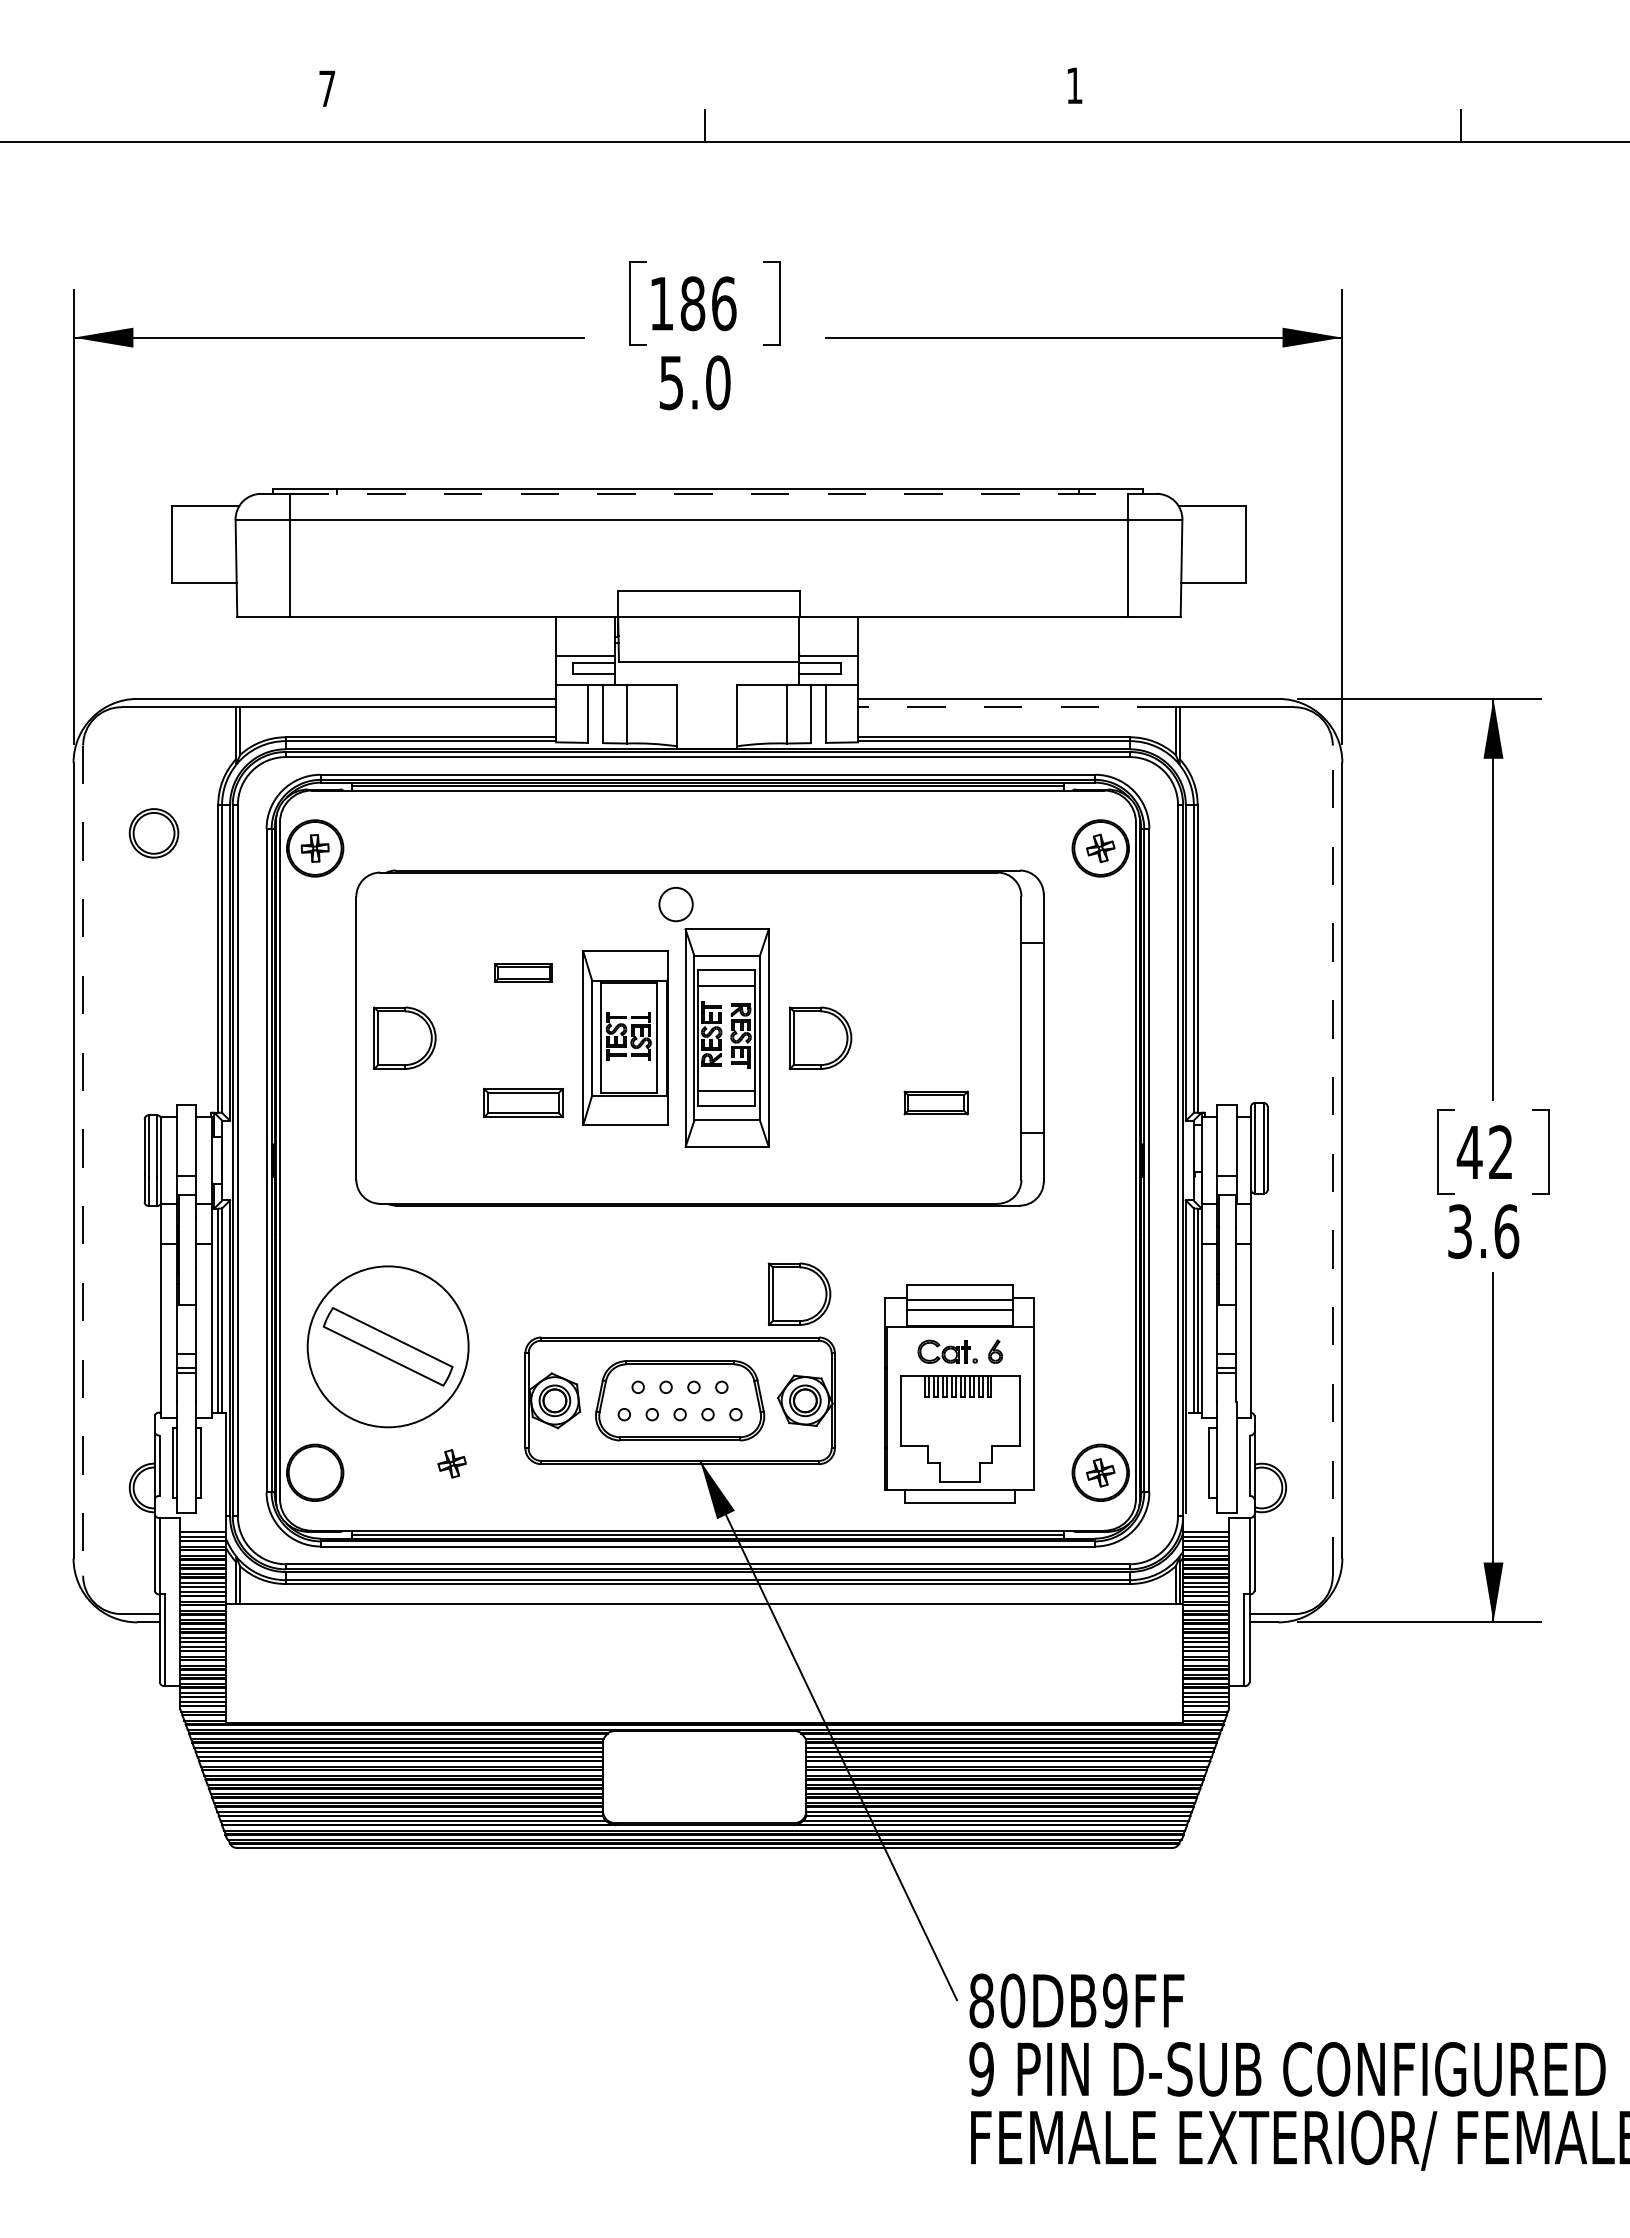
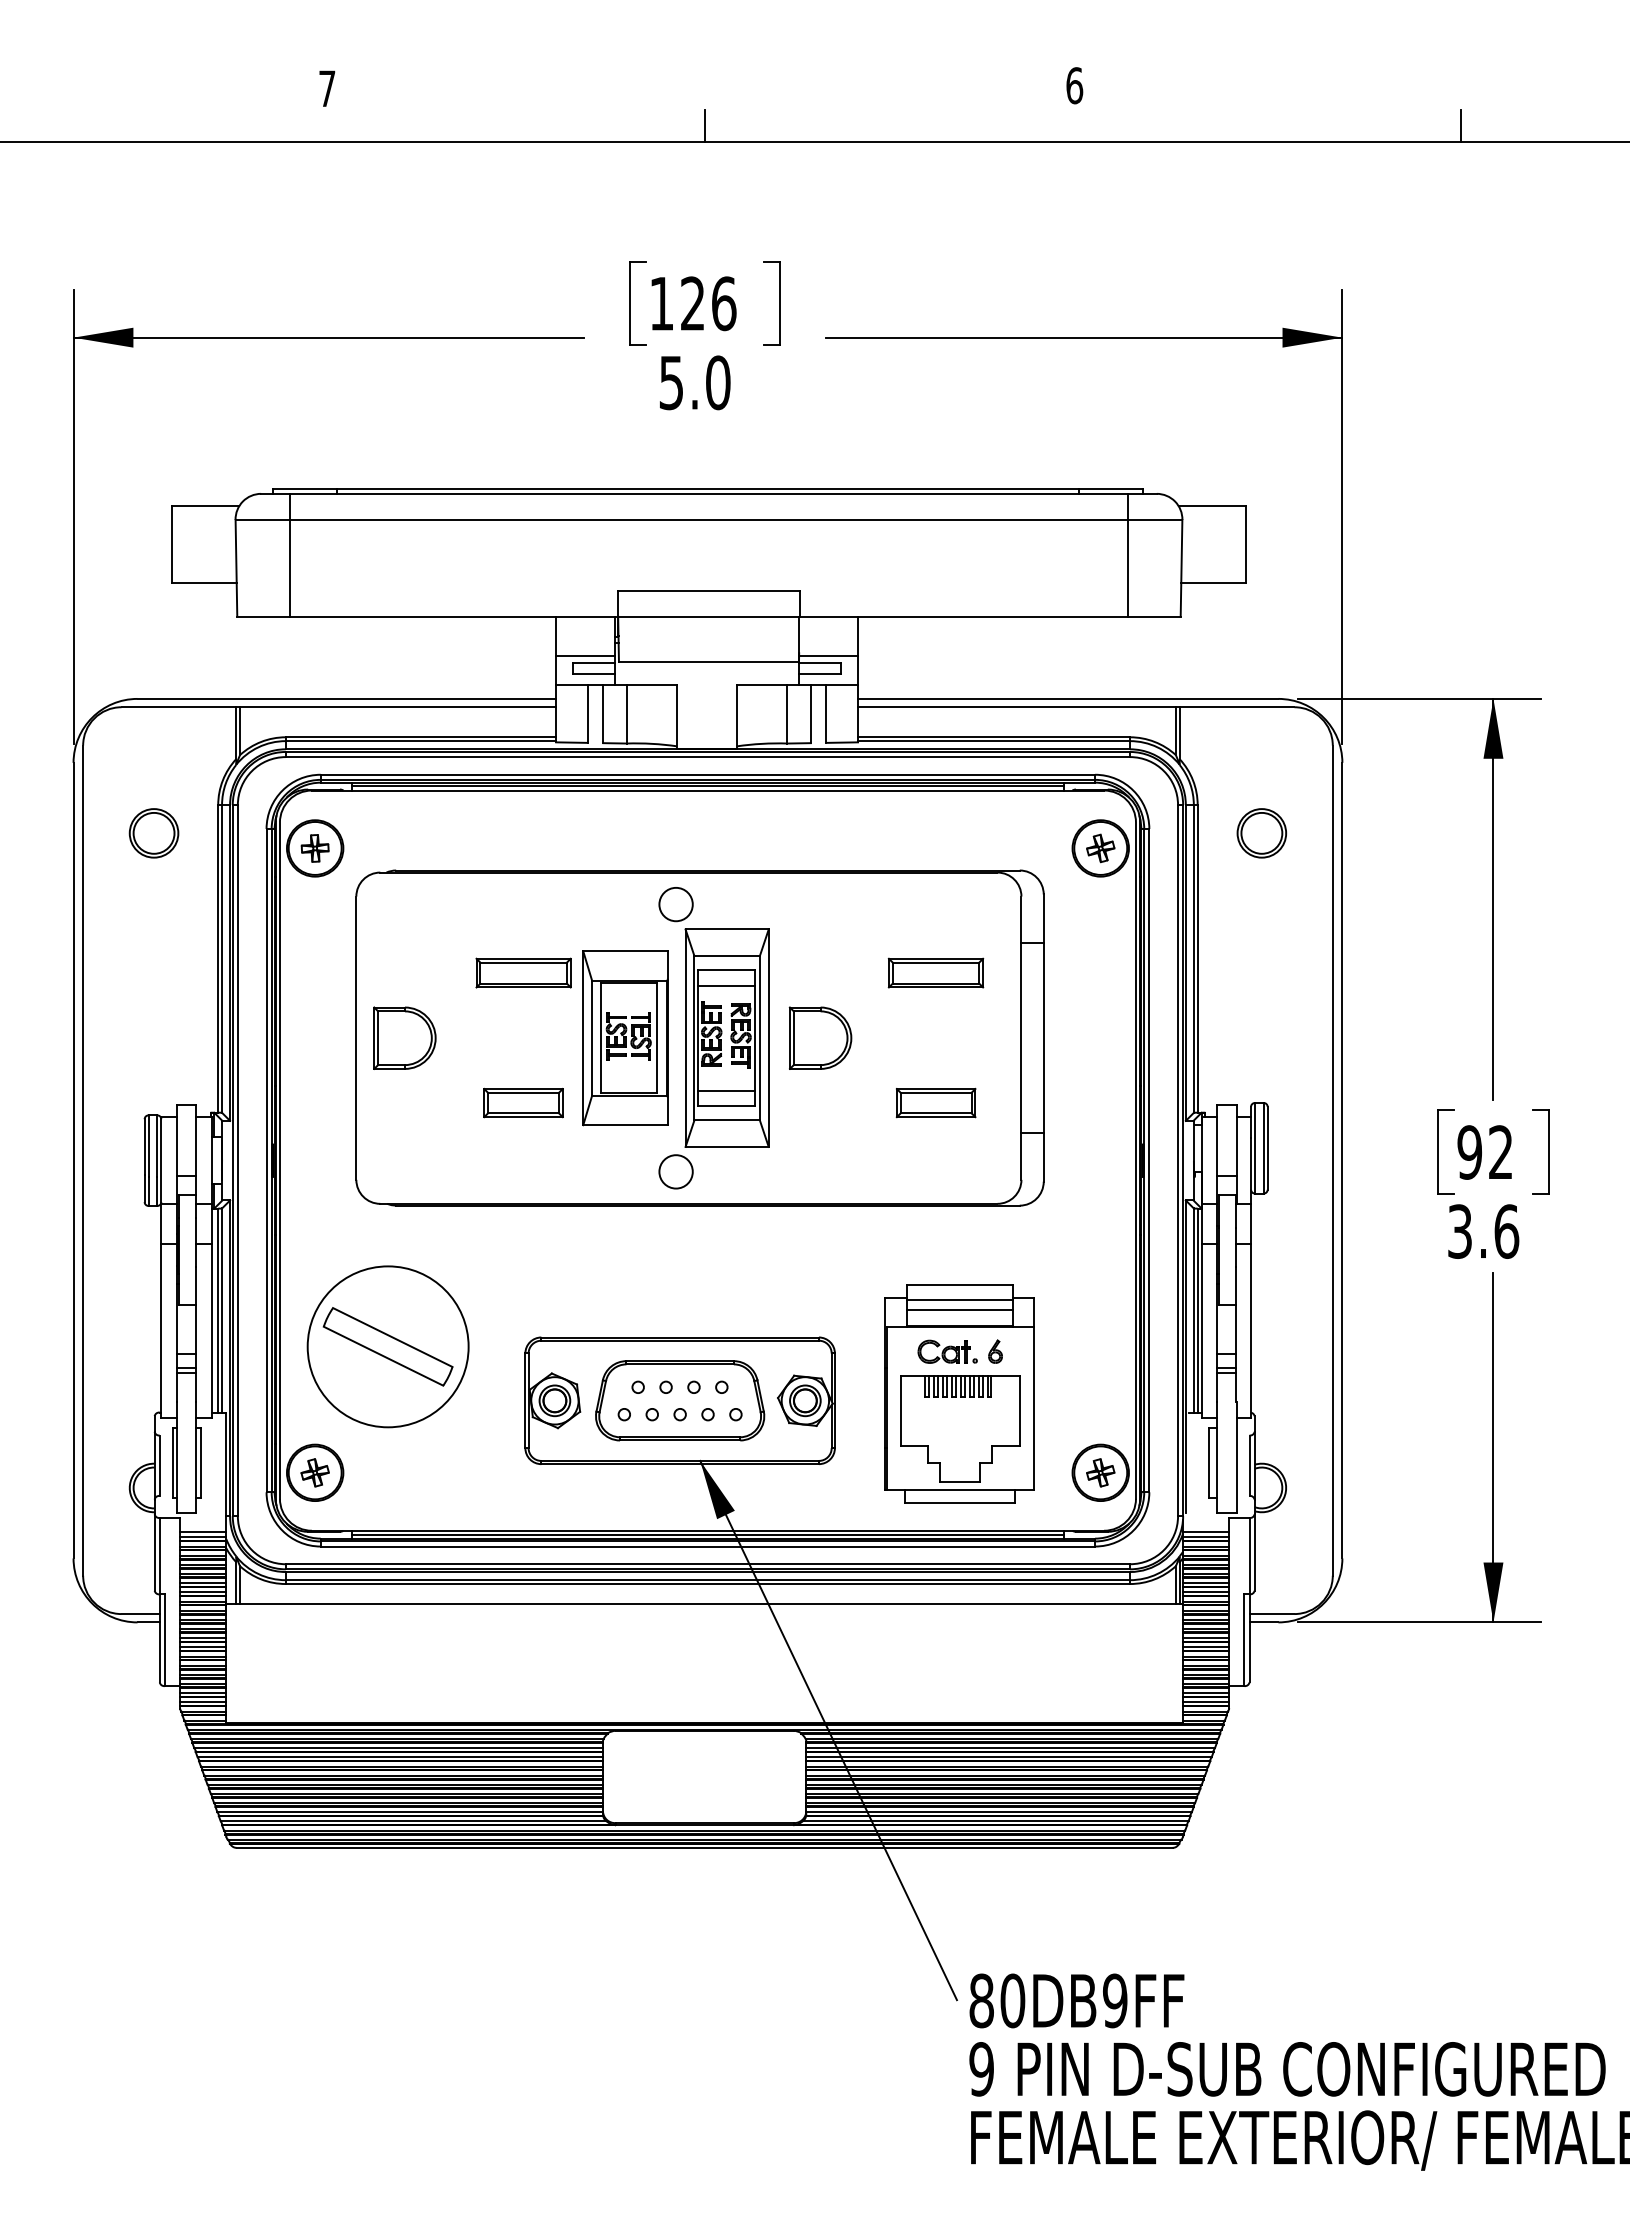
text: 1 -> 6 (1074, 85)
text: 186 -> 126 (692, 303)
line: dashed -> solid (708, 493)
line: dashed -> solid (1016, 707)
part: none -> present (1261, 833)
part size: 59x20 px -> 97x32 px (523, 972)
part: none -> present (935, 972)
part size: 66x26 px -> 82x32 px (935, 1102)
text: 42 -> 92 (1469, 1152)
line: dashed -> solid (1332, 1160)
line: dashed -> solid (83, 1161)
circle: none -> present (675, 1171)
part: present -> none (799, 1293)
part position: (451, 1463) -> (314, 1472) (314, 1472)
